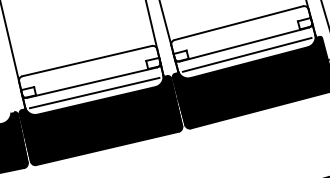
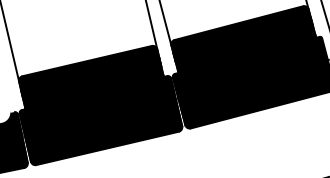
fill: none -> present (243, 42)
fill: none -> present (91, 79)
